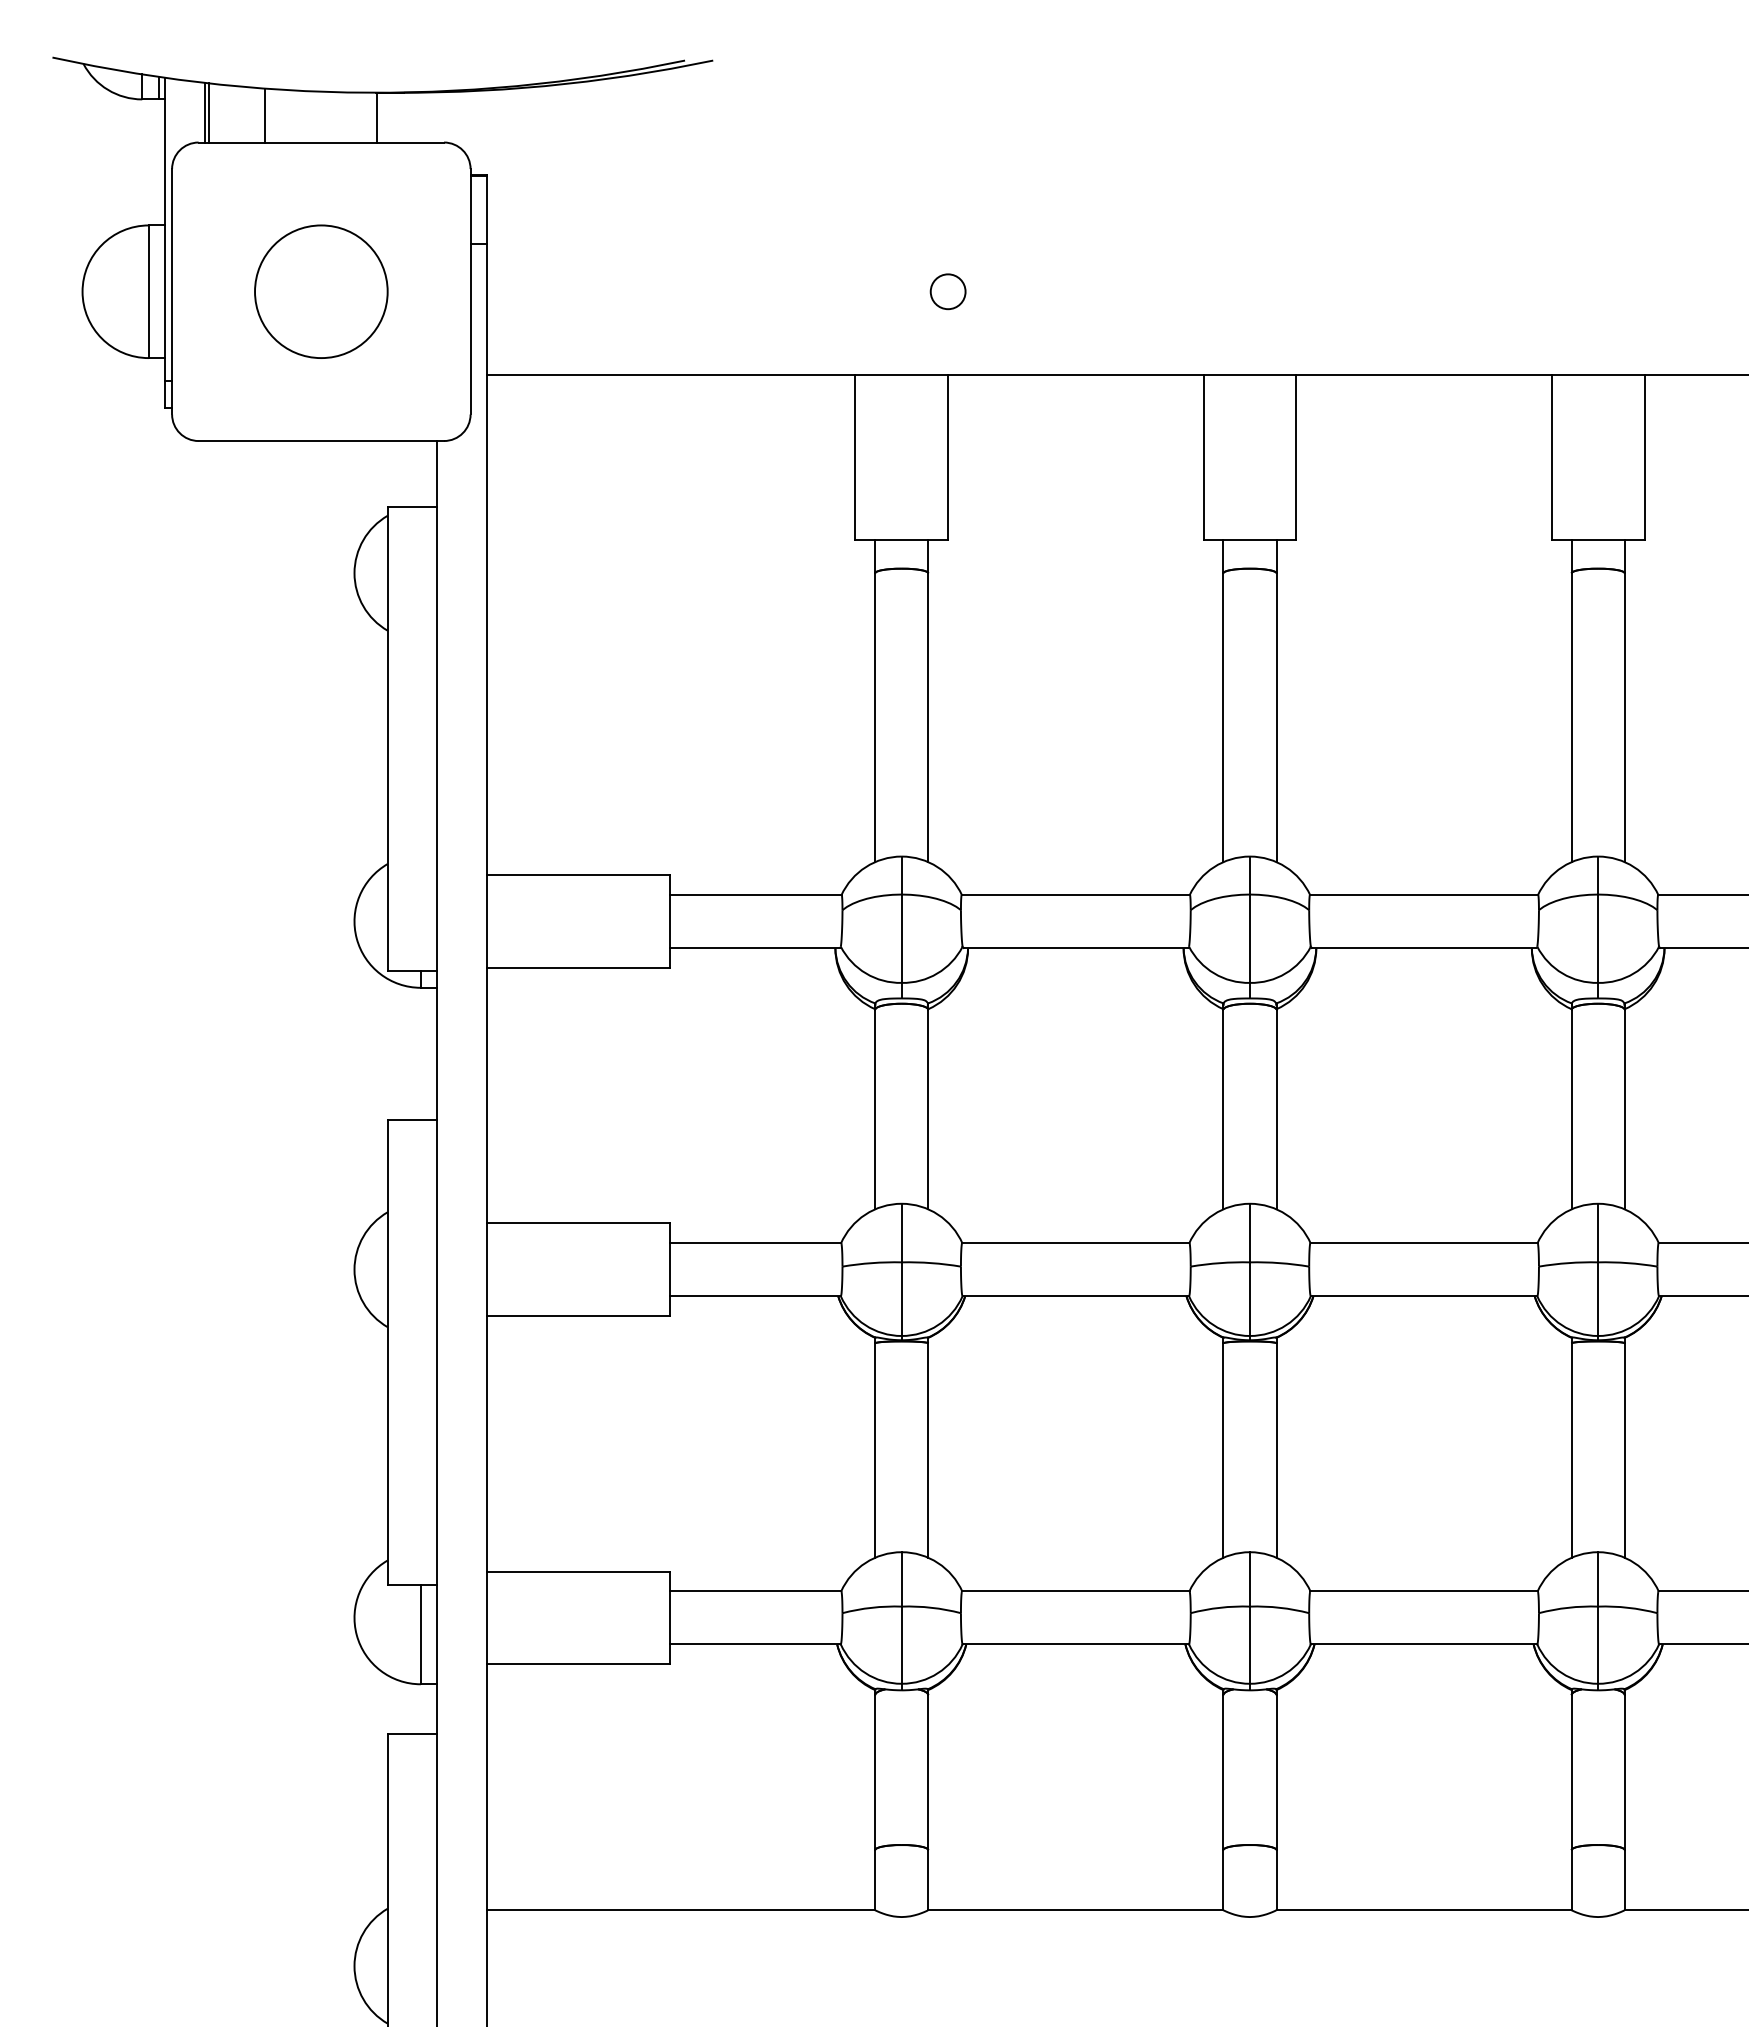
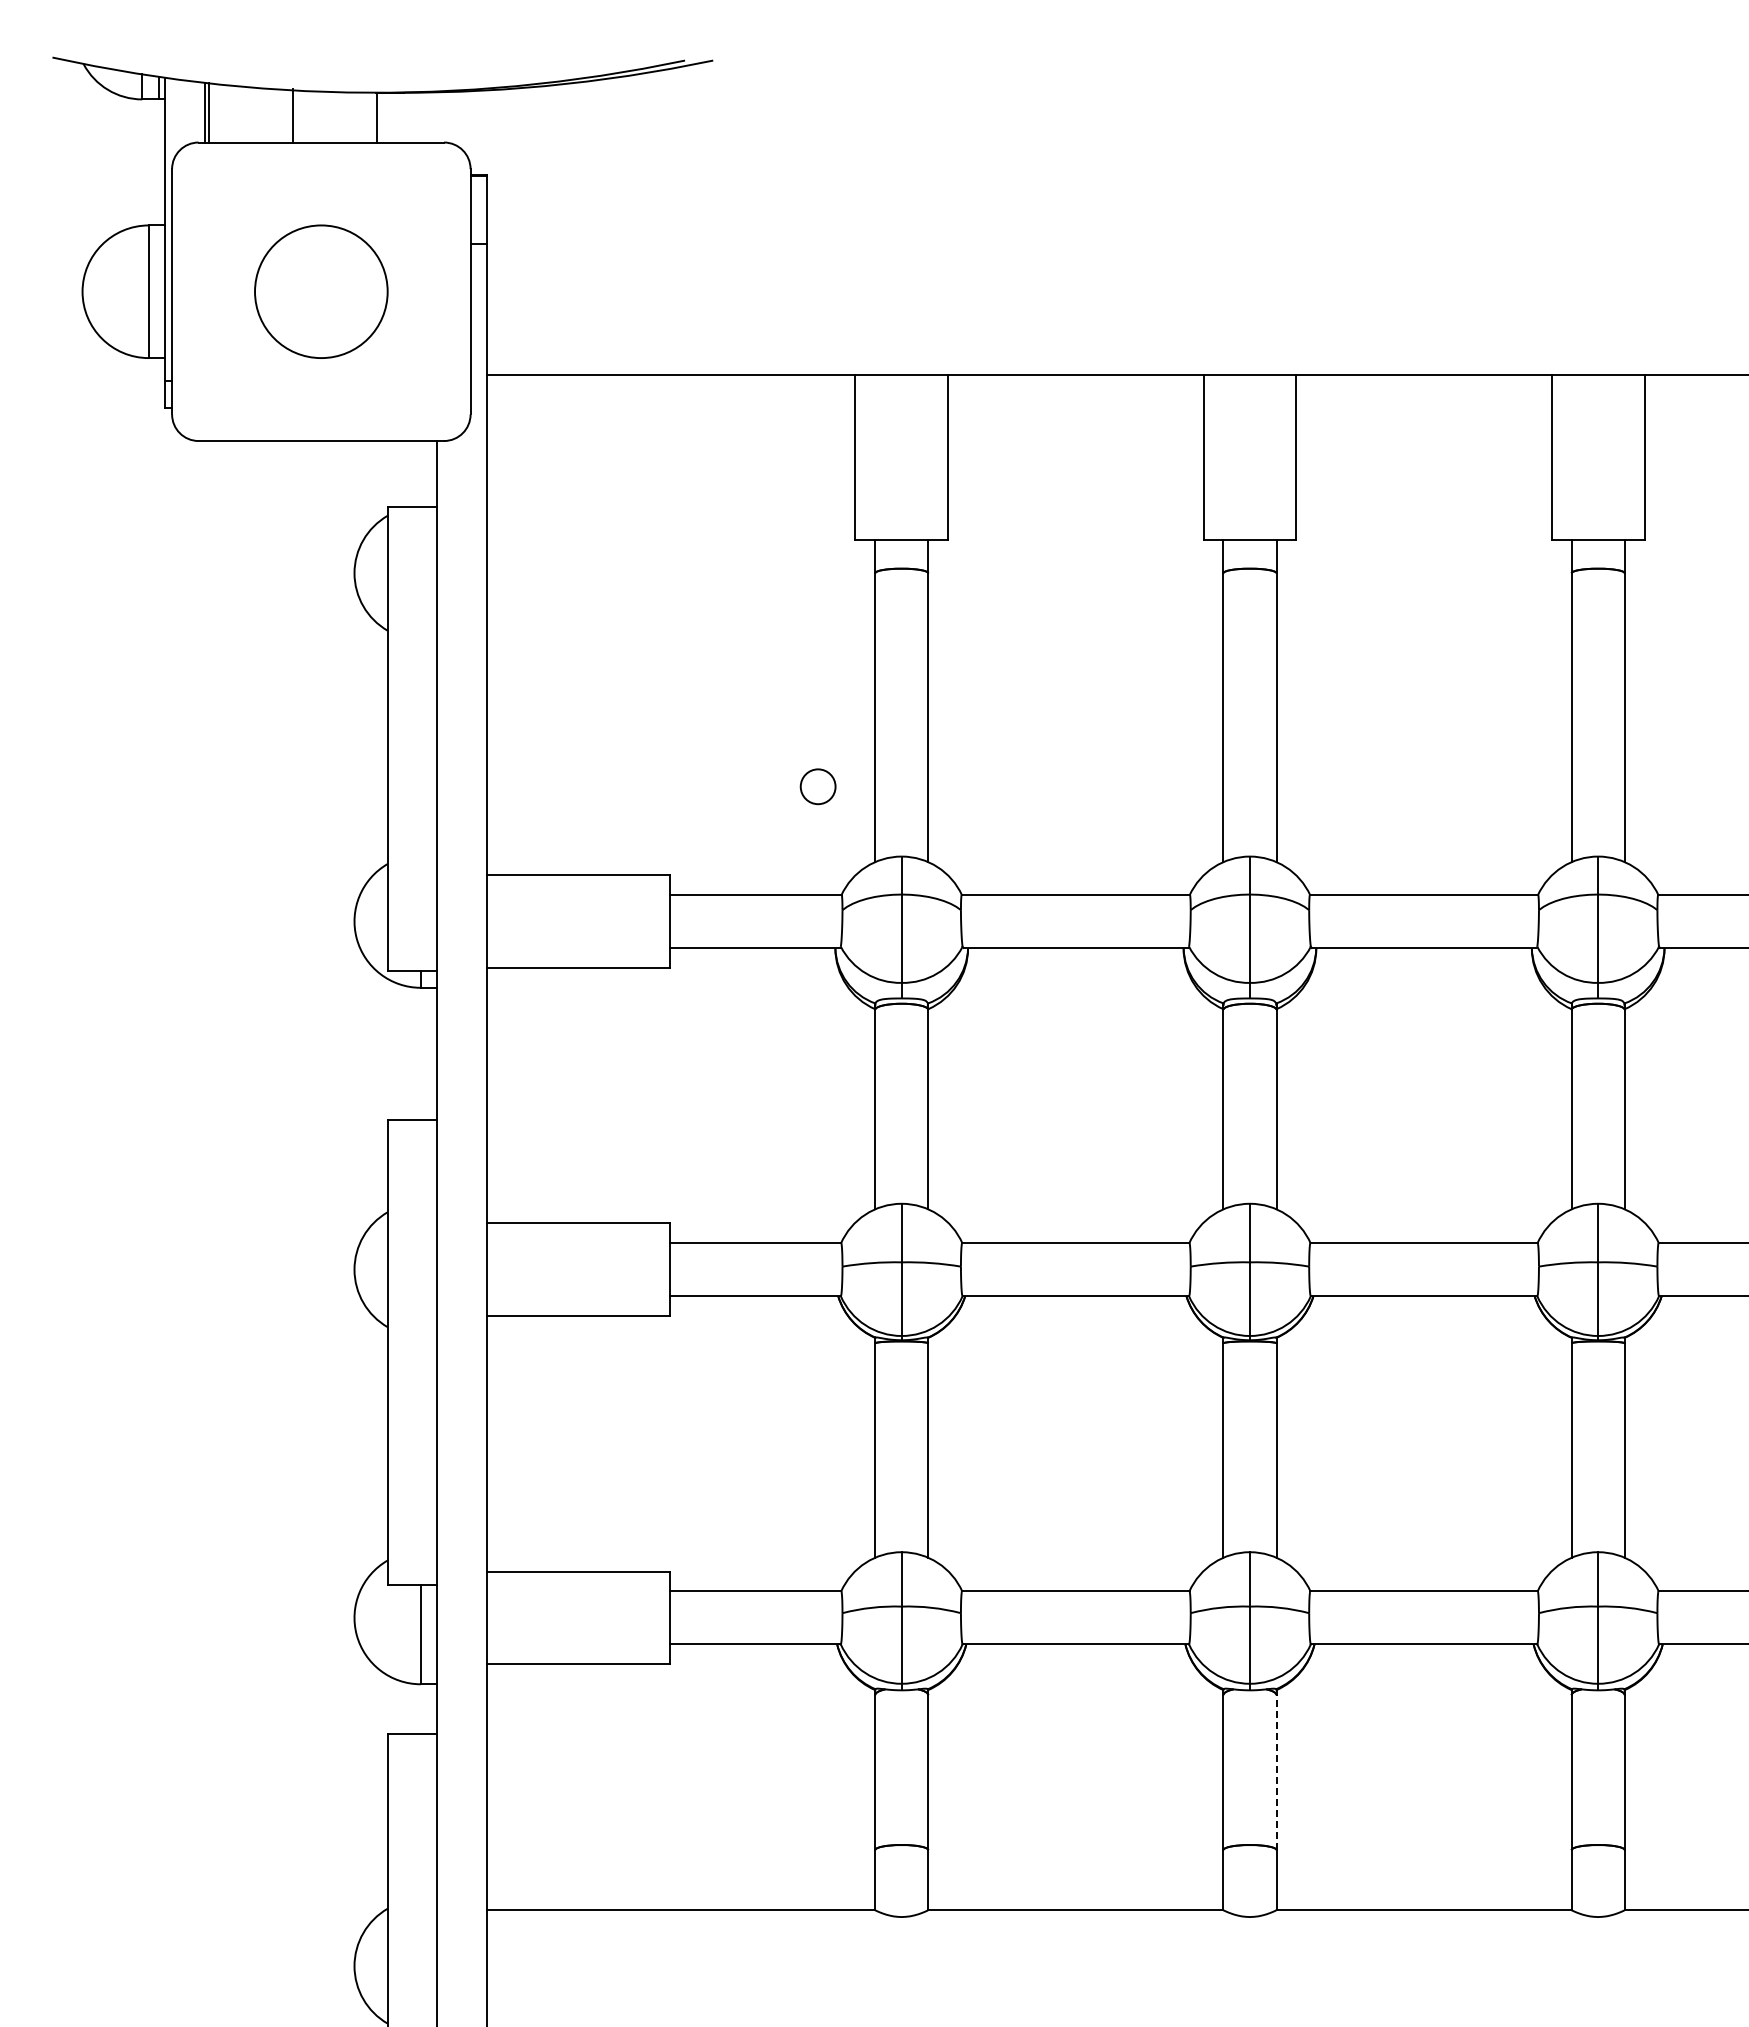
line position: (265, 115) -> (293, 115) (293, 115)
circle position: (947, 291) -> (817, 786) (817, 786)
line: solid -> dashed (1276, 1772)
